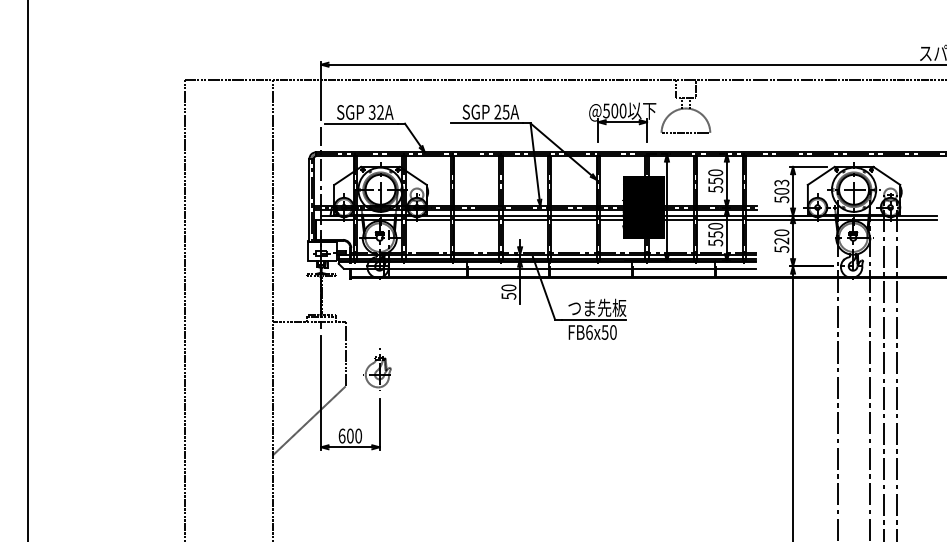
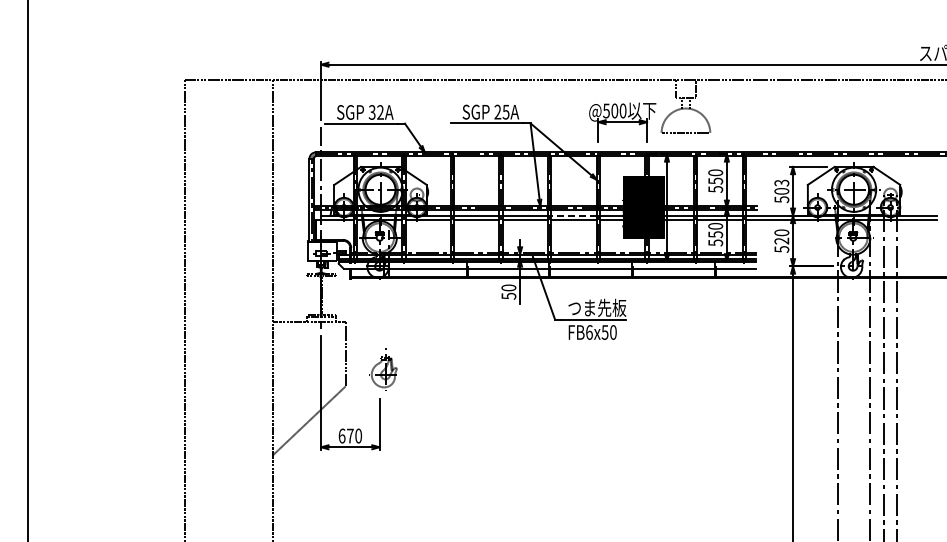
line: solid -> dashed (574, 215)
part position: (377, 369) -> (383, 369) (383, 369)
text: 600 -> 670 (350, 435)
